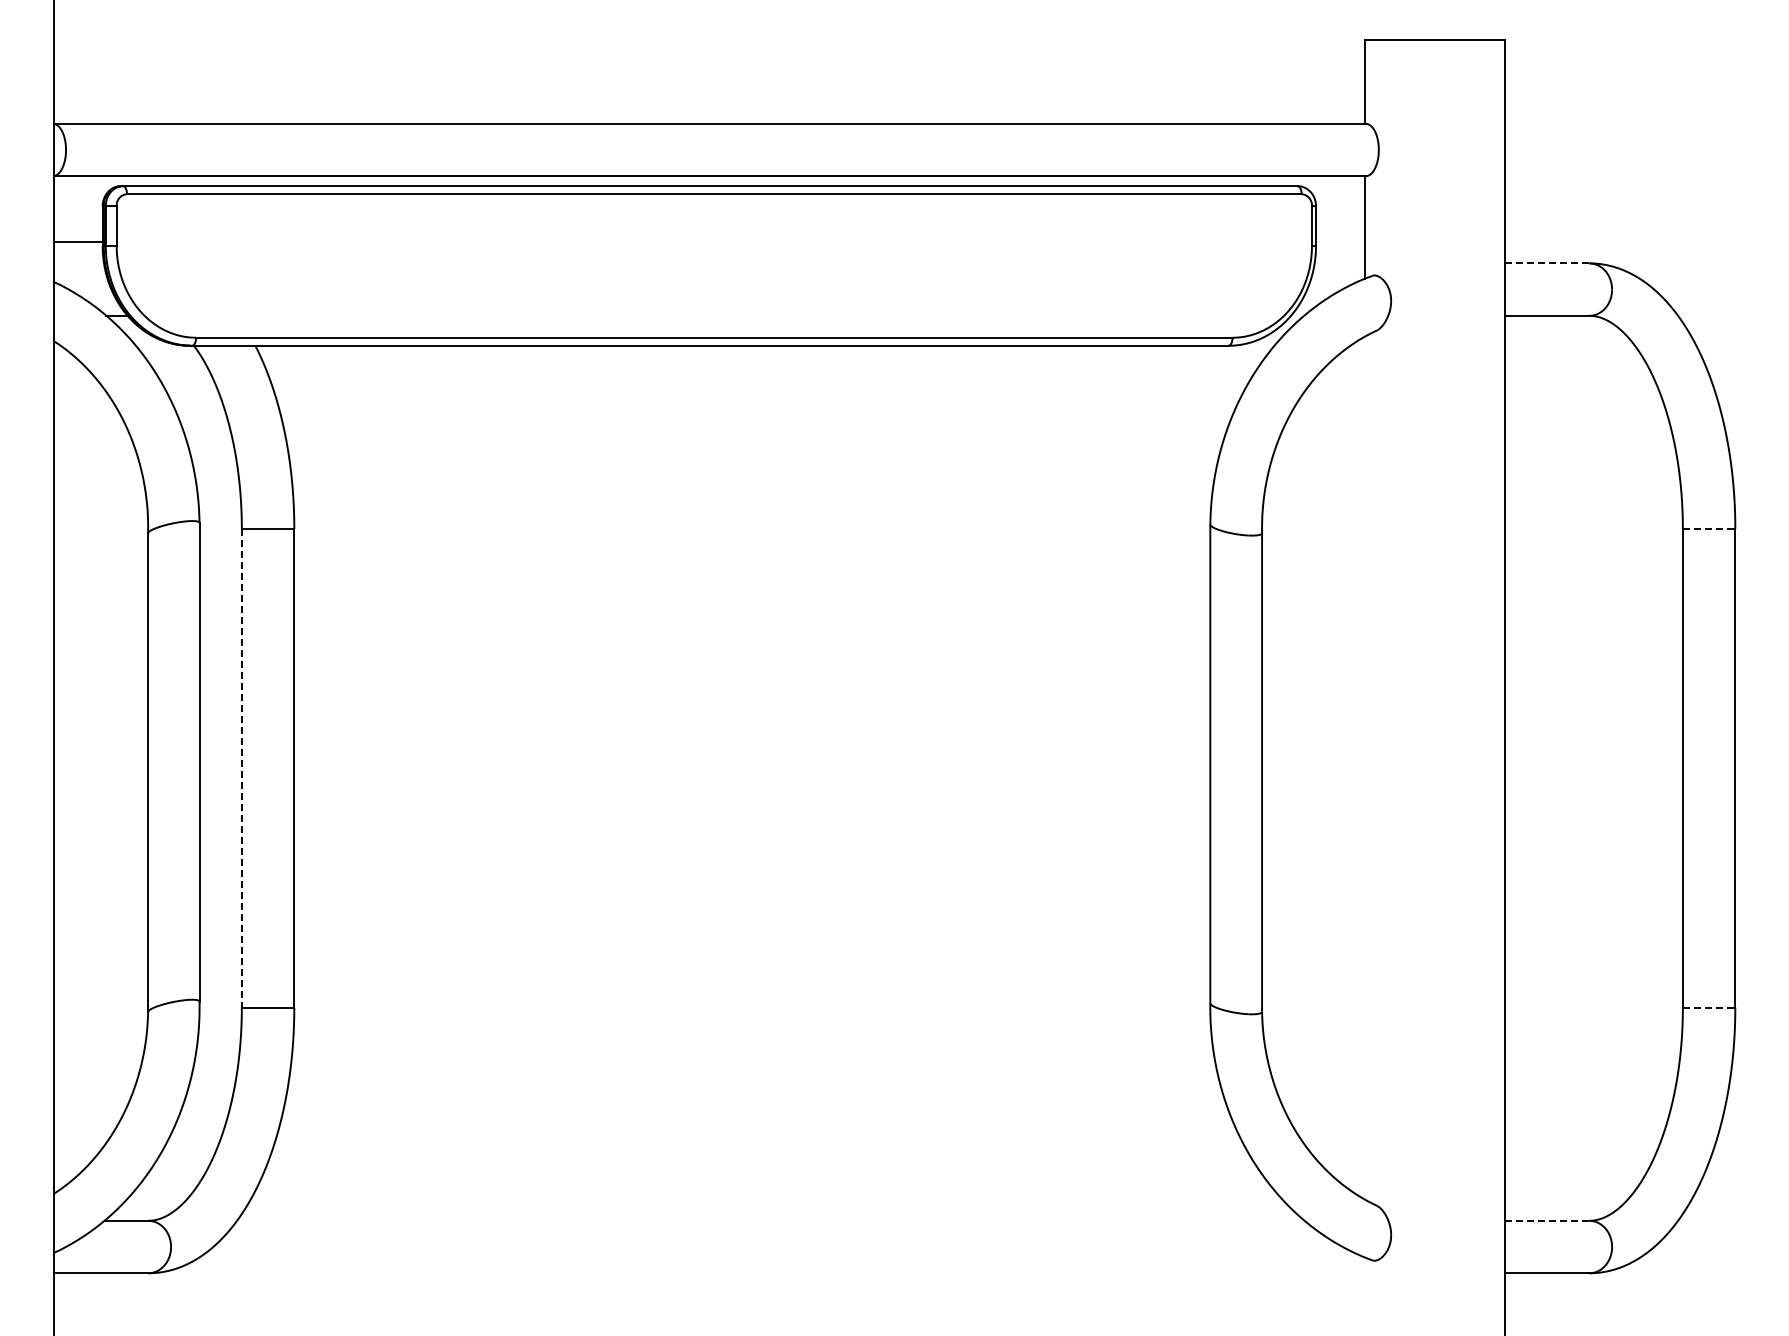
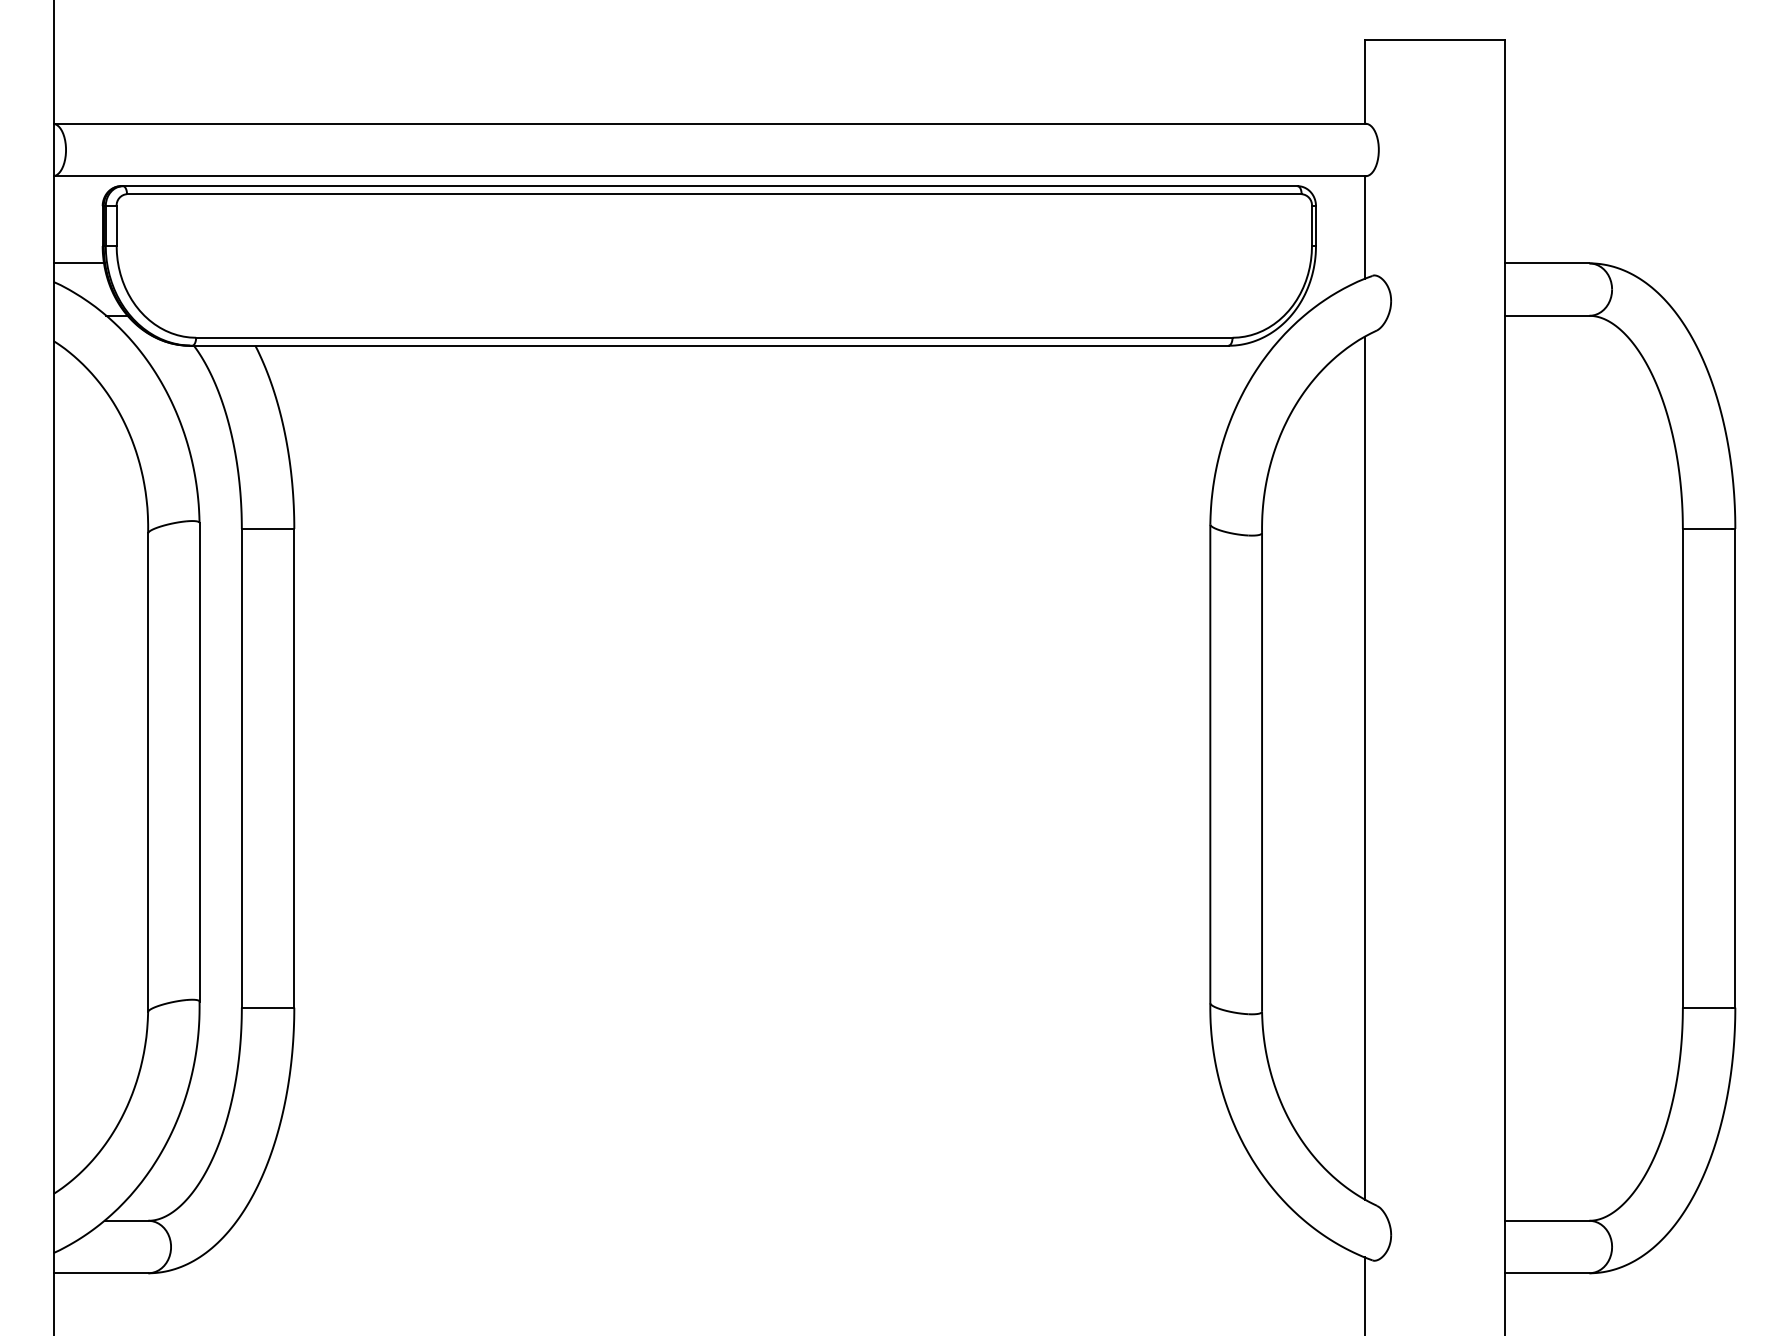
line position: (78, 242) -> (78, 263) (78, 263)
line: dashed -> solid (1546, 263)
line: dashed -> solid (1707, 528)
line: none -> present (1365, 767)
line: dashed -> solid (241, 768)
line: dashed -> solid (1707, 1007)
line: dashed -> solid (1546, 1220)
line: none -> present (1365, 1294)
